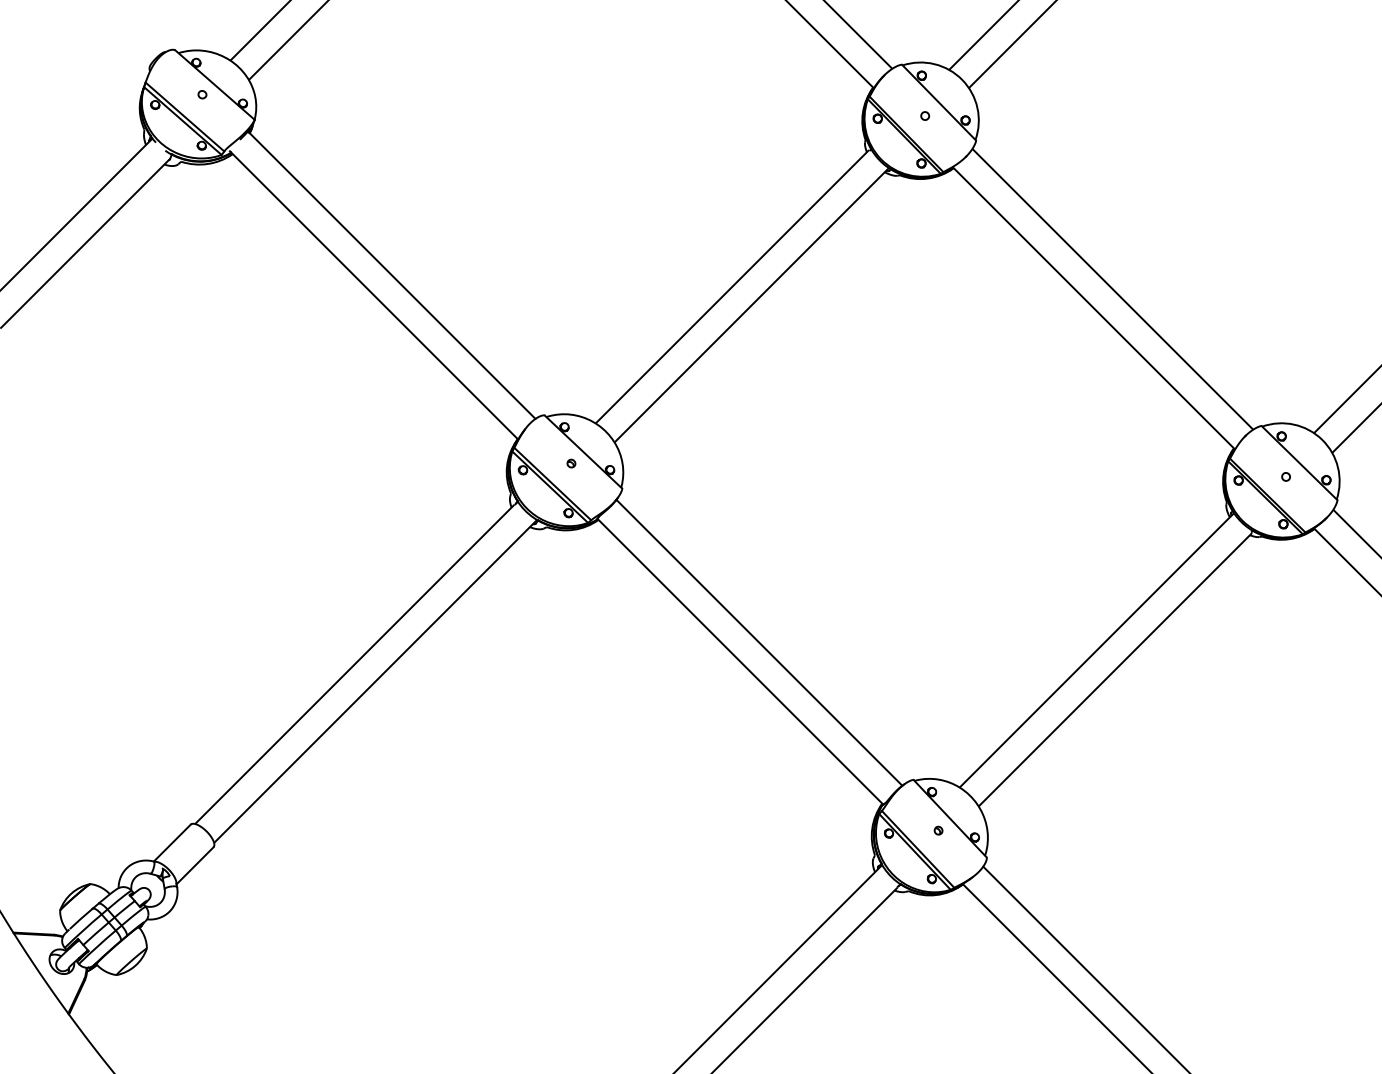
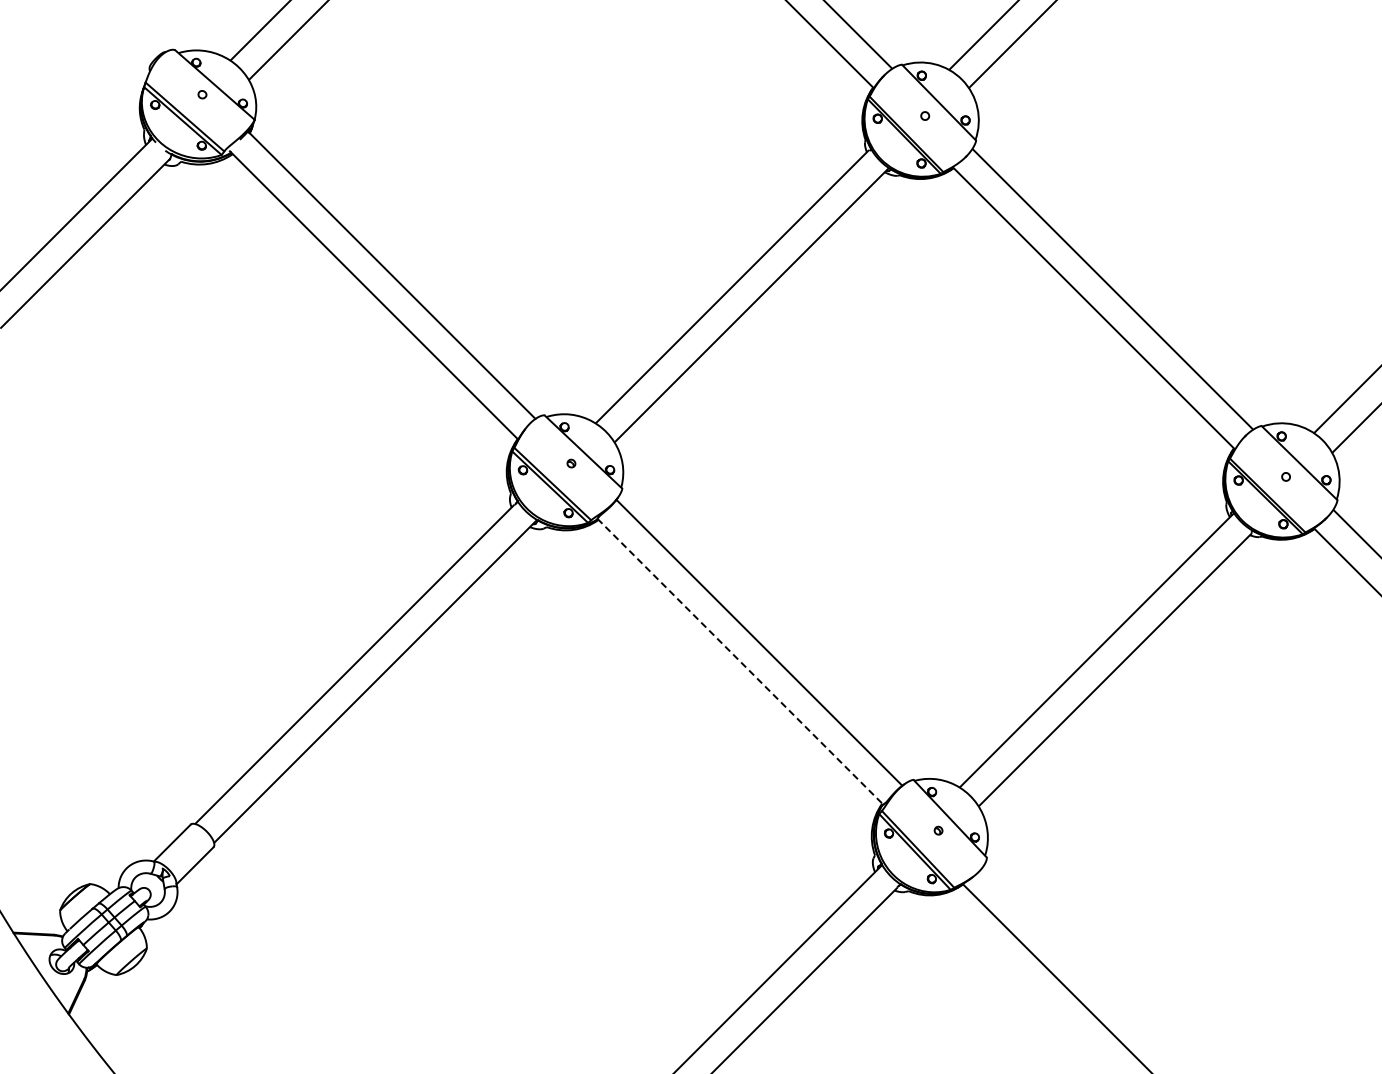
line: solid -> dashed (740, 662)
line: present -> none (1085, 968)
